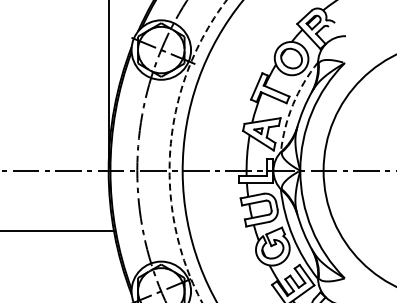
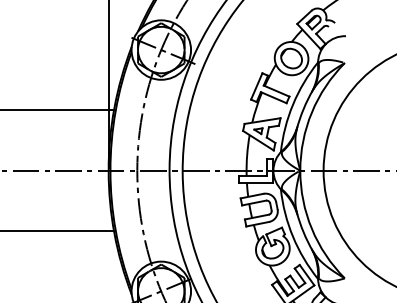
arc: dashed -> solid (293, 104)
line: none -> present (58, 110)
arc: dashed -> solid (170, 146)
